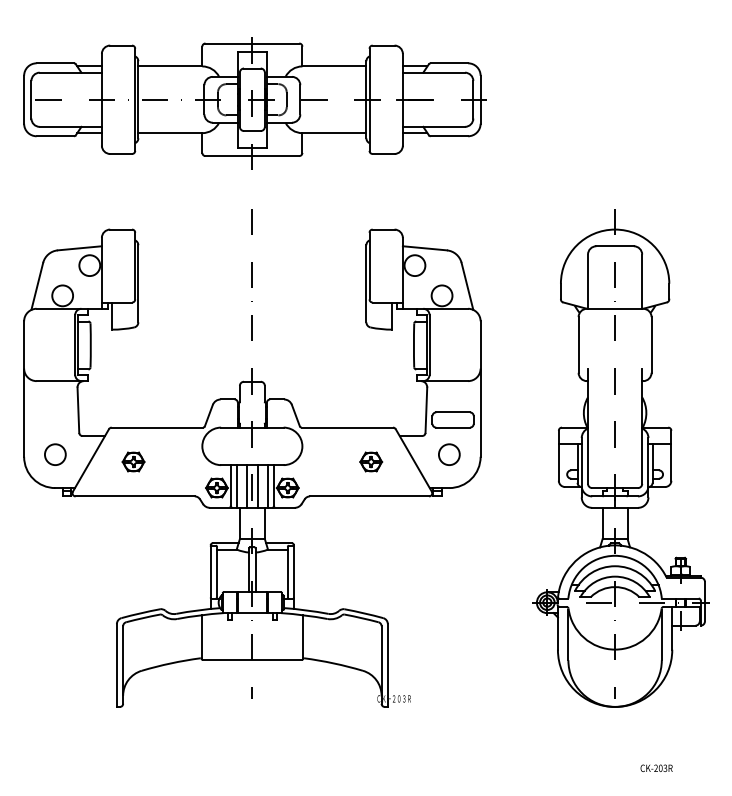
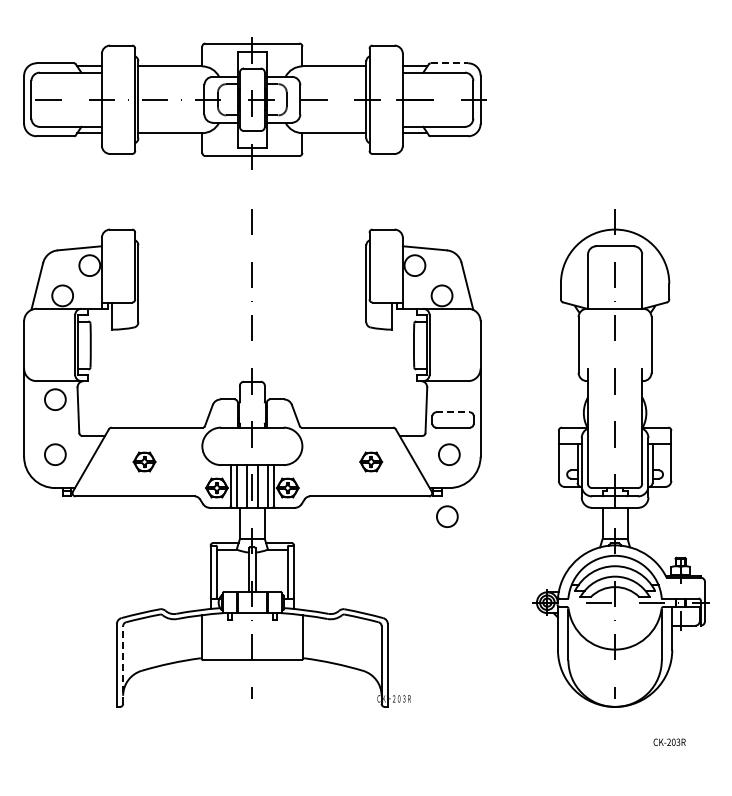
line: solid -> dashed (449, 63)
circle: none -> present (55, 399)
line: solid -> dashed (453, 412)
part position: (133, 461) -> (144, 461) (144, 461)
circle: none -> present (447, 516)
line: solid -> dashed (123, 665)
text position: (656, 767) -> (669, 741) (669, 741)
